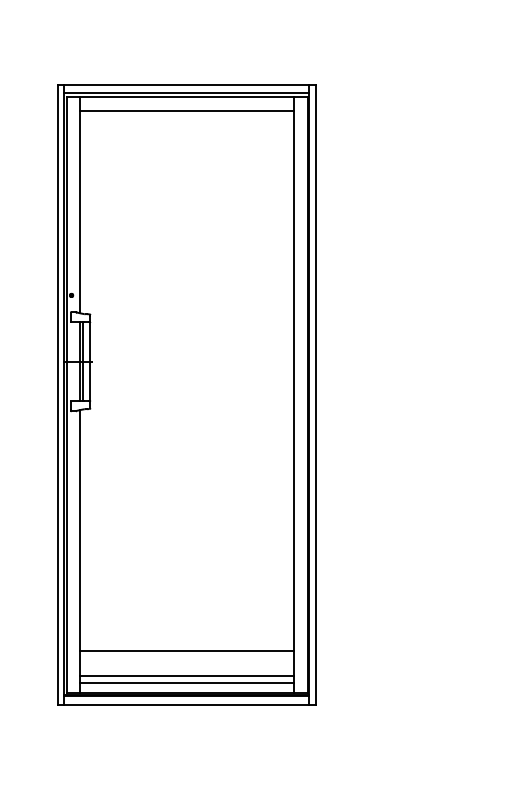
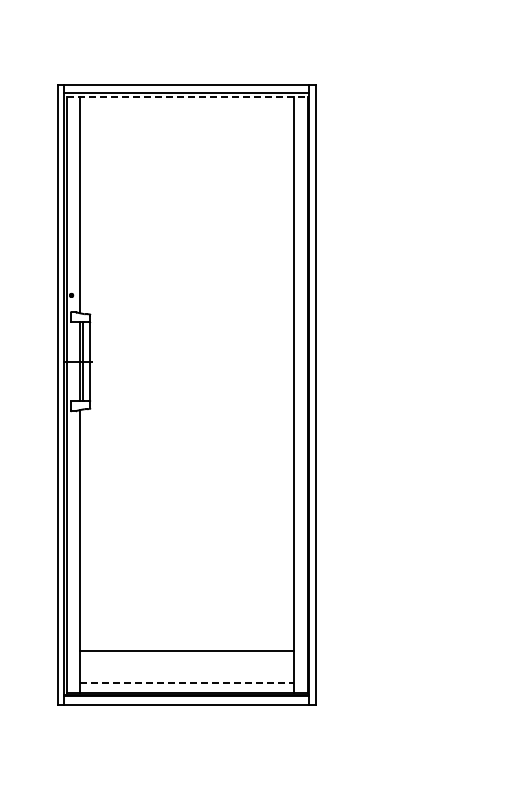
line: solid -> dashed (187, 97)
line: present -> none (187, 110)
line: present -> none (187, 675)
line: solid -> dashed (187, 682)
